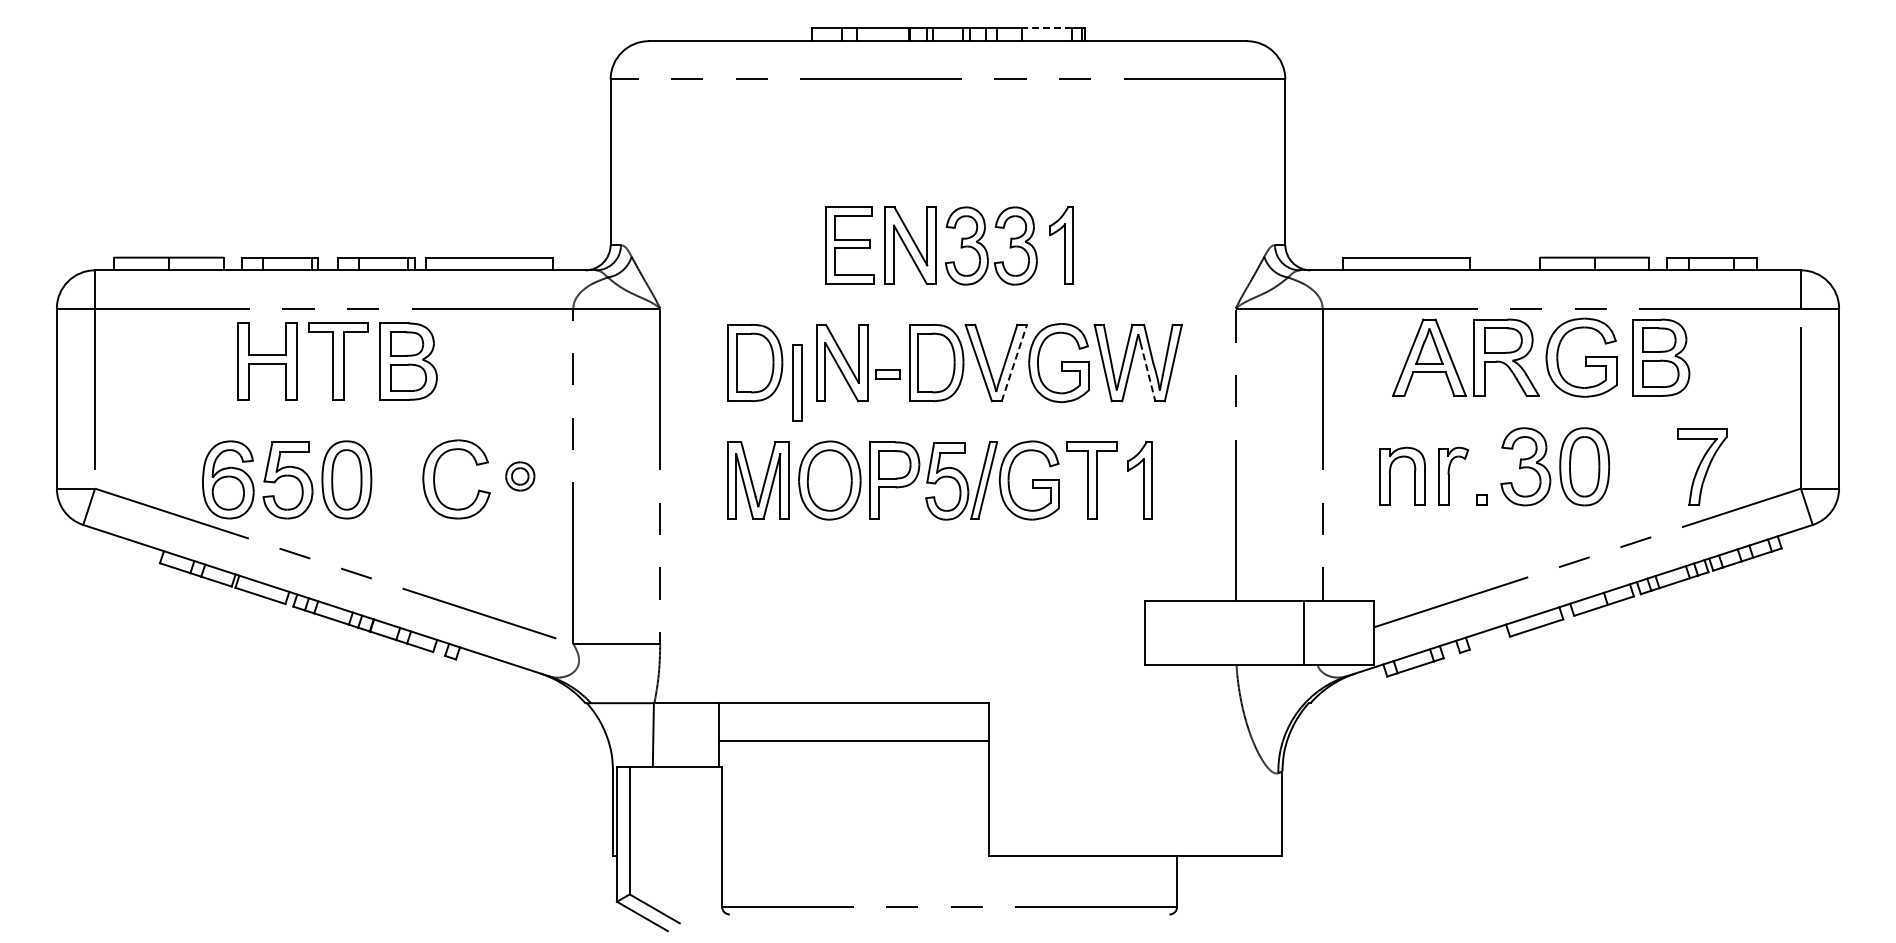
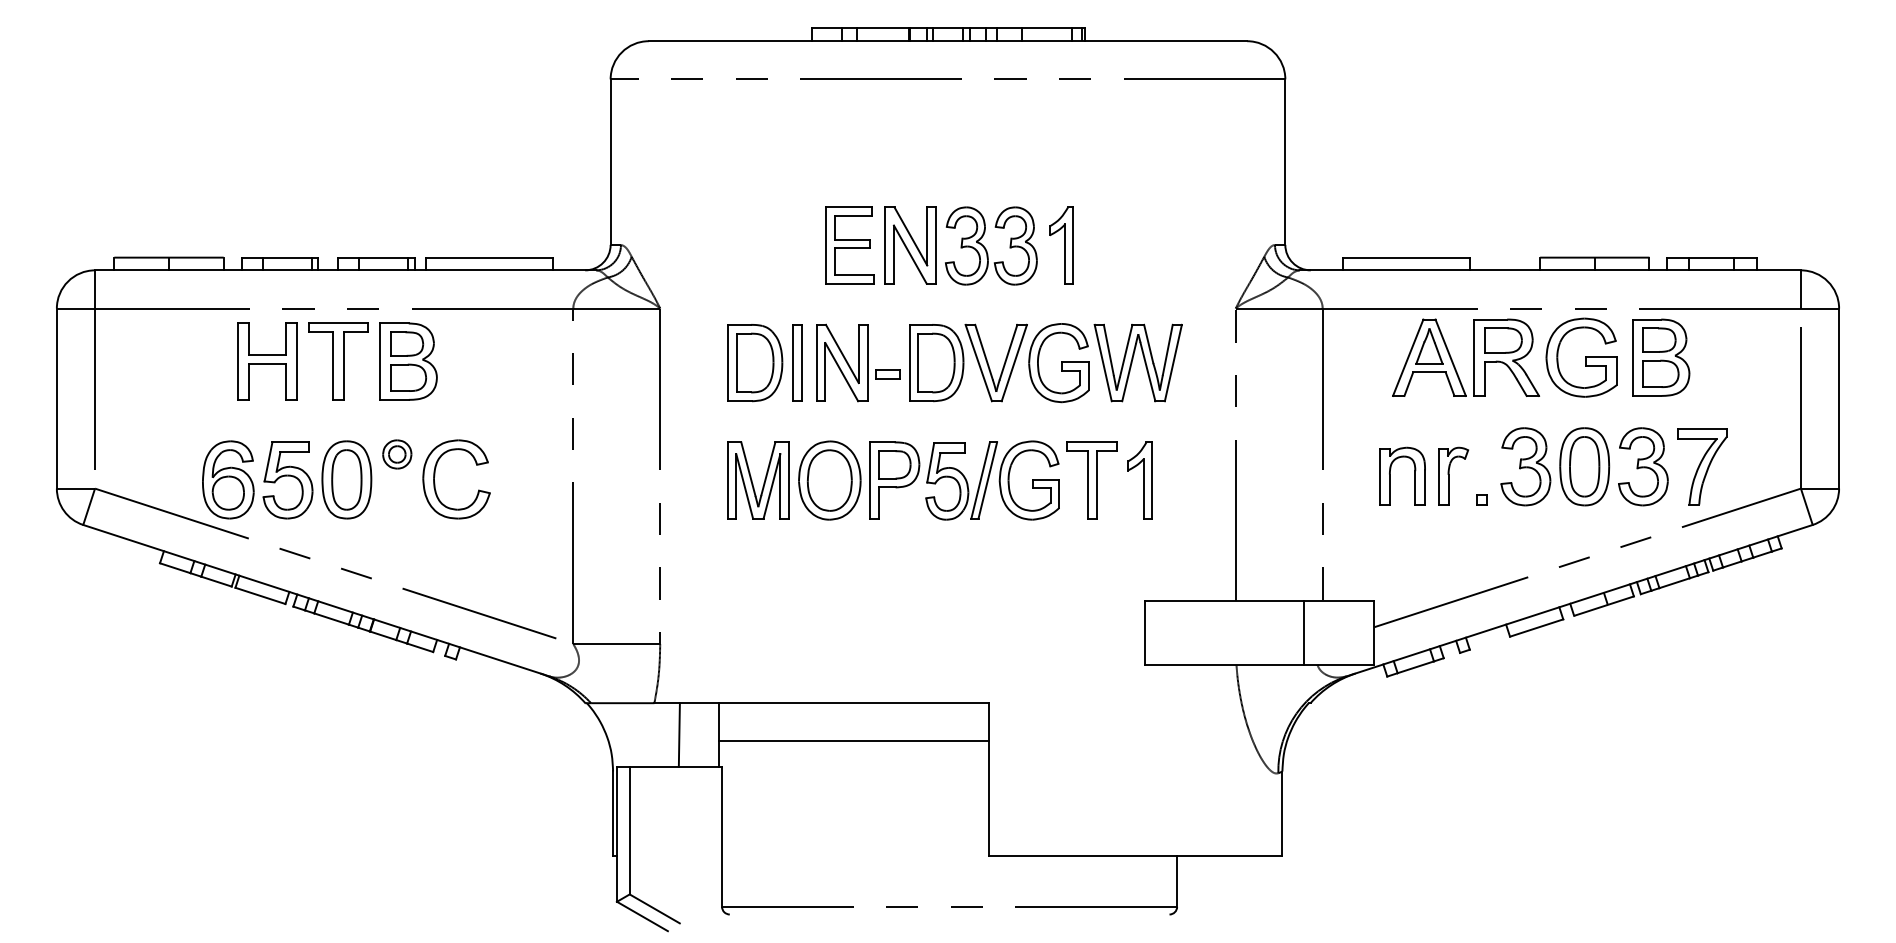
line: dashed -> solid (1046, 28)
line: dashed -> solid (1014, 362)
line: dashed -> solid (1148, 372)
part position: (797, 382) -> (797, 362) (797, 362)
part: none -> present (1643, 466)
part position: (520, 476) -> (397, 454) (397, 454)
line position: (652, 734) -> (678, 734) (678, 734)
